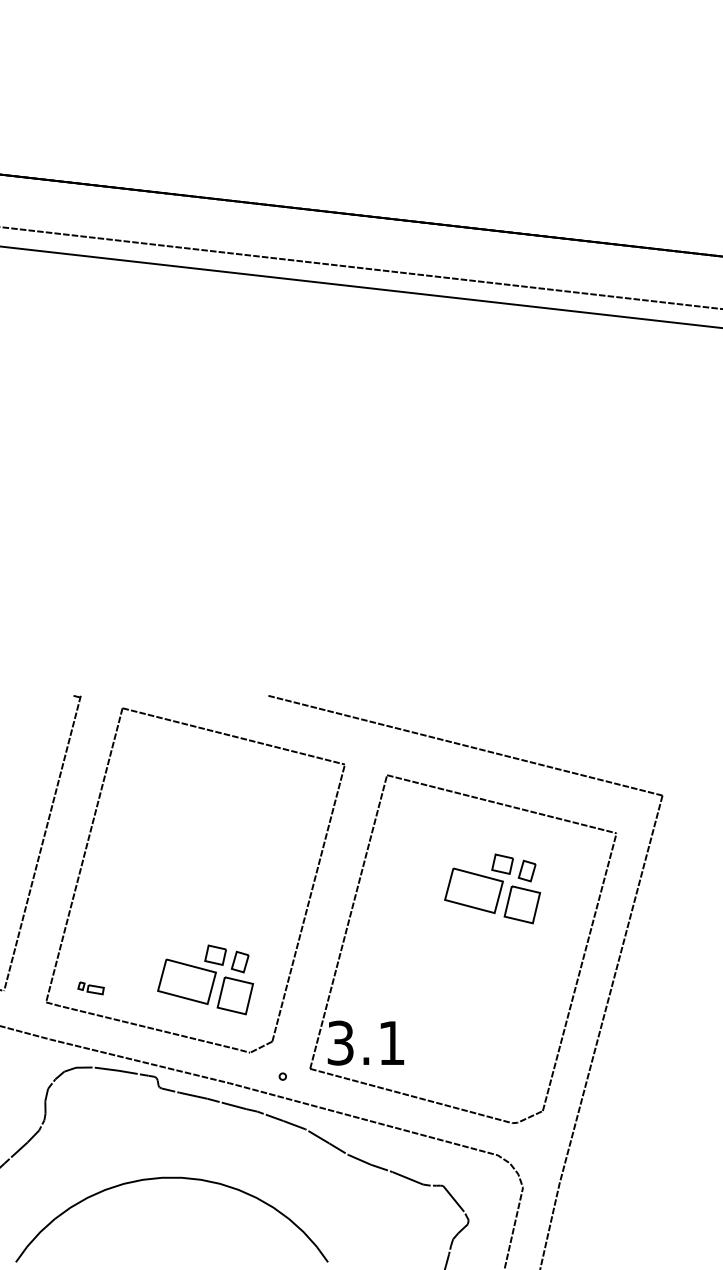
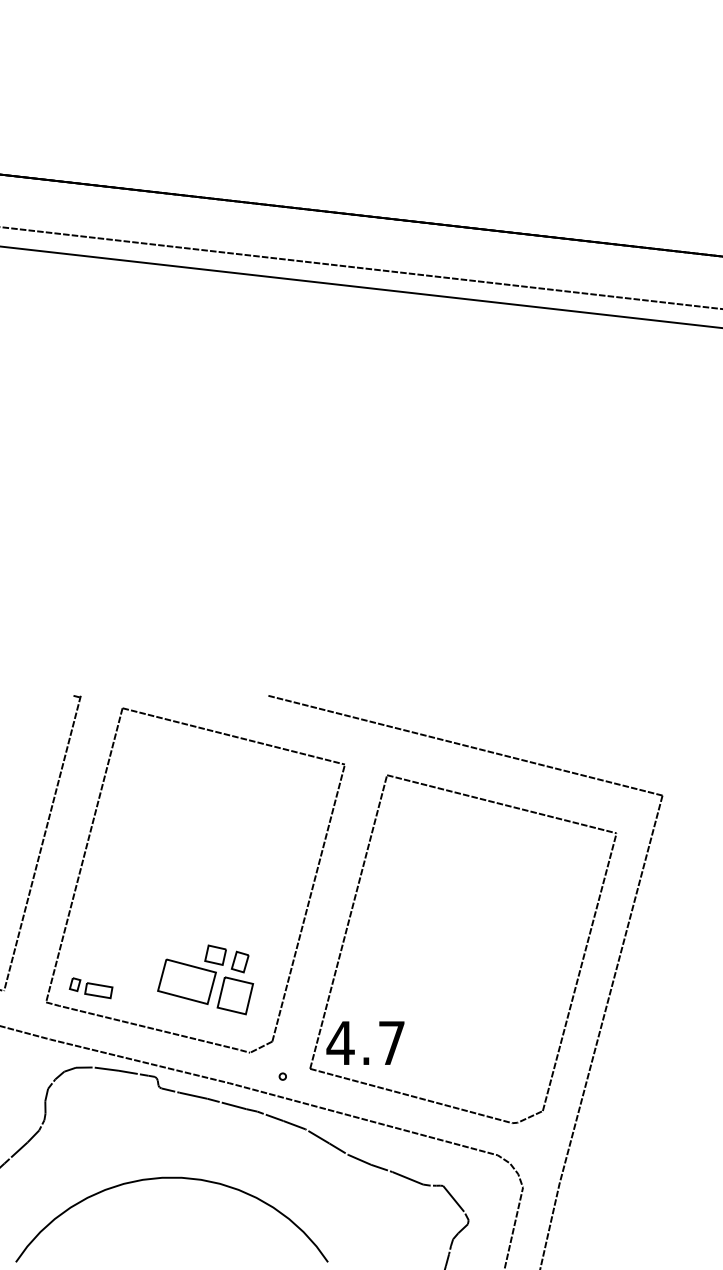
part: present -> none (492, 888)
part size: 28x15 px -> 46x23 px (90, 988)
text: 3.1 -> 4.7 (365, 1042)
